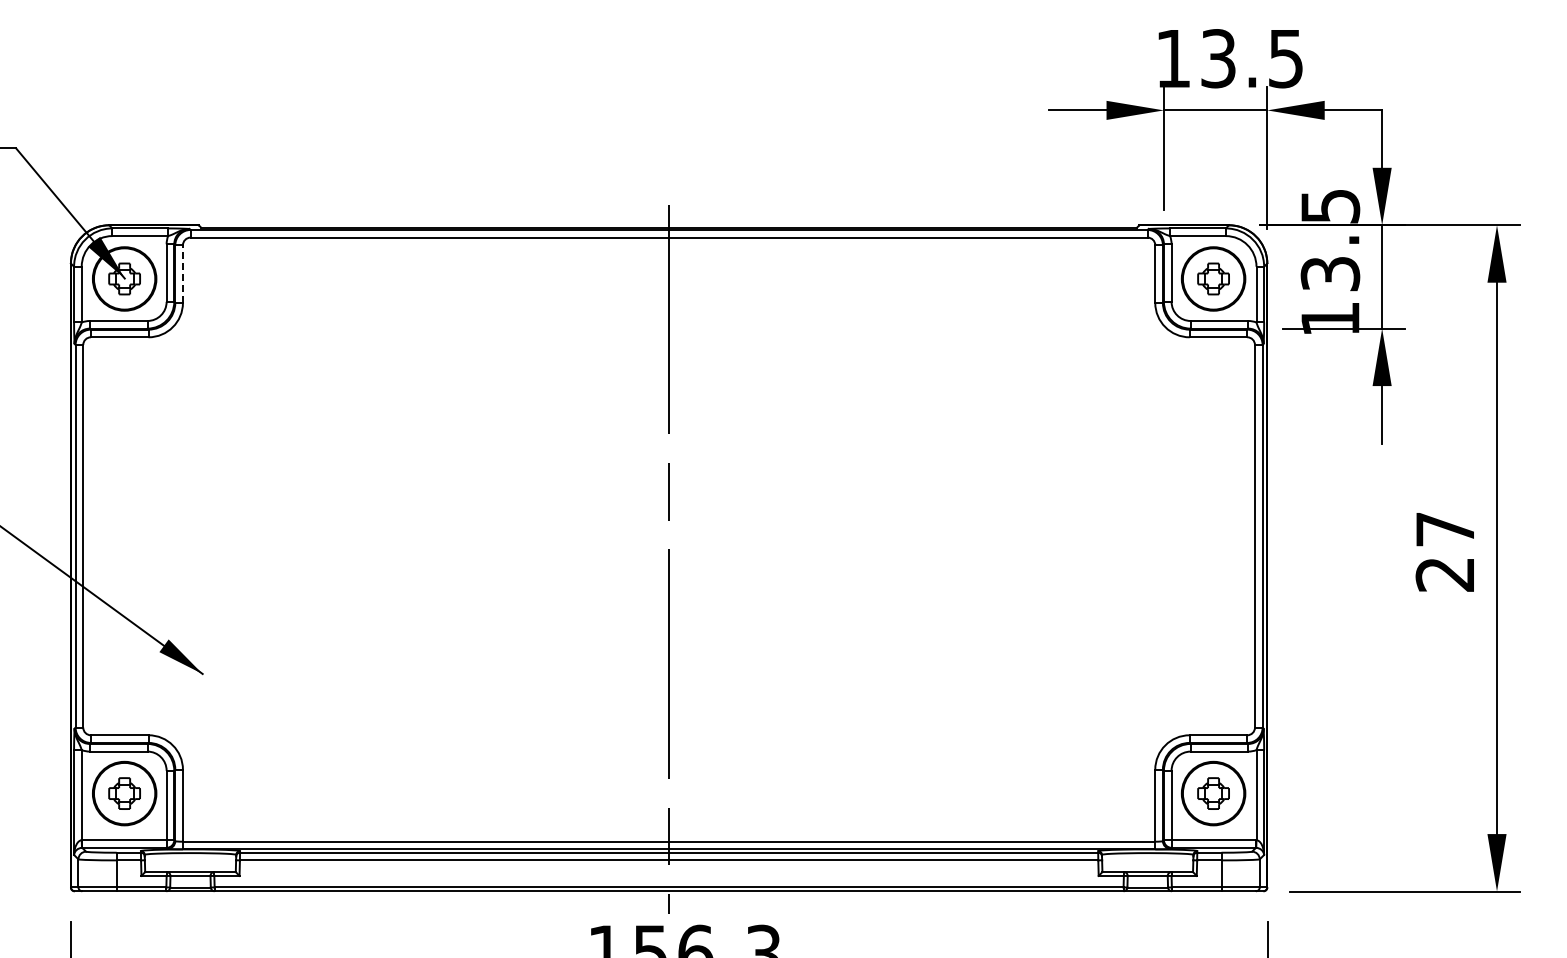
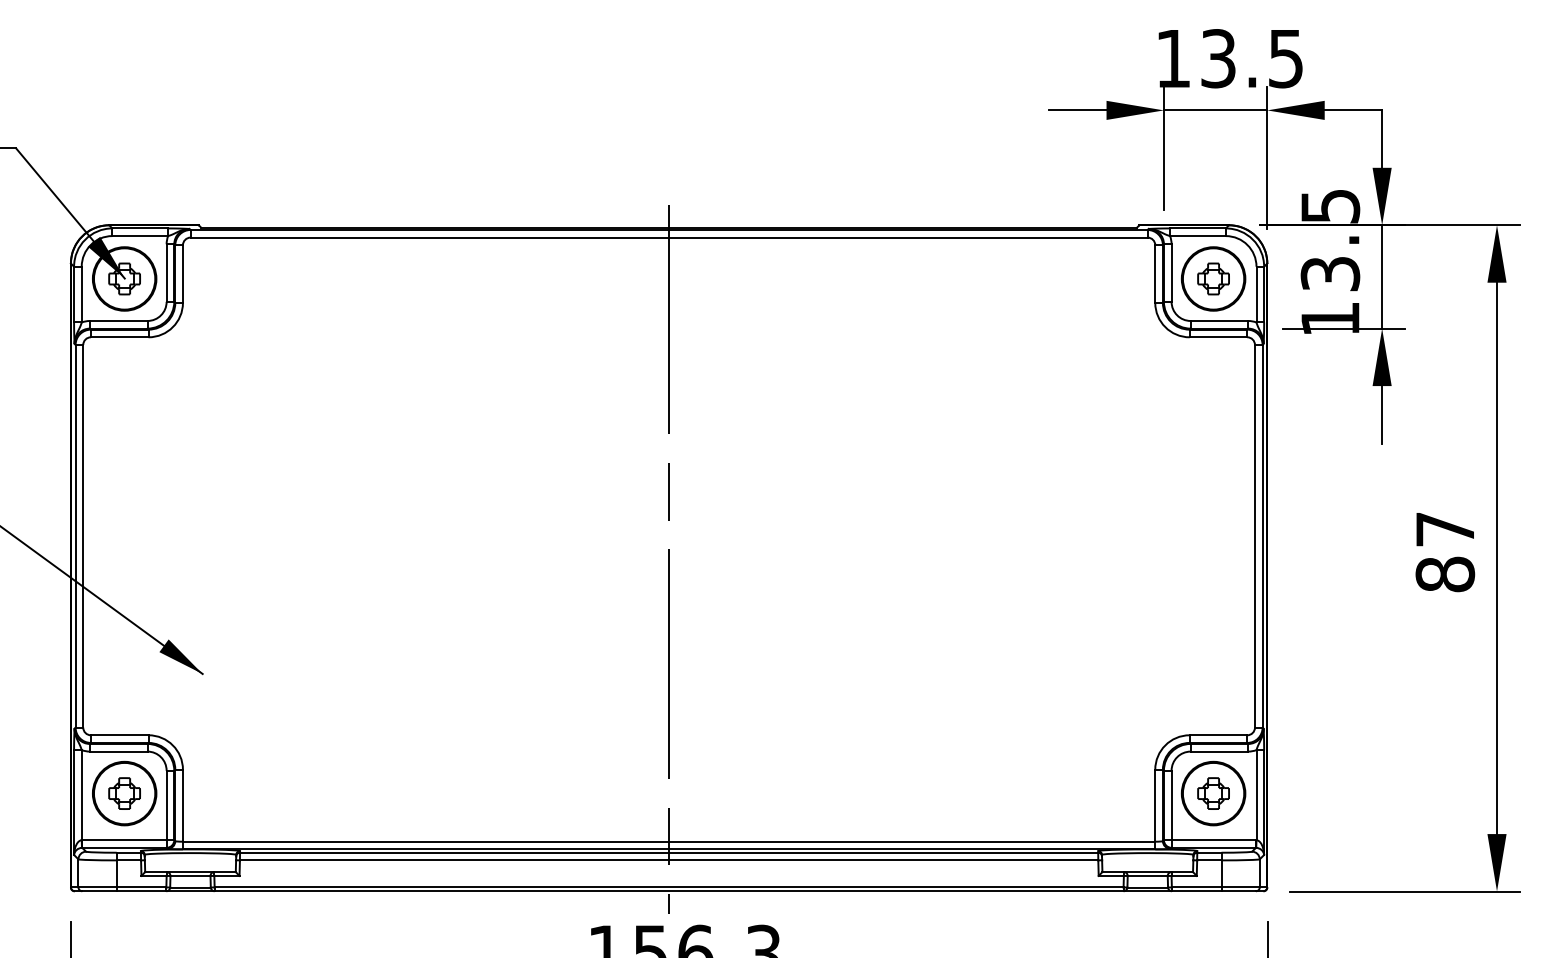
line: dashed -> solid (182, 274)
text: 27 -> 87 (1445, 574)
